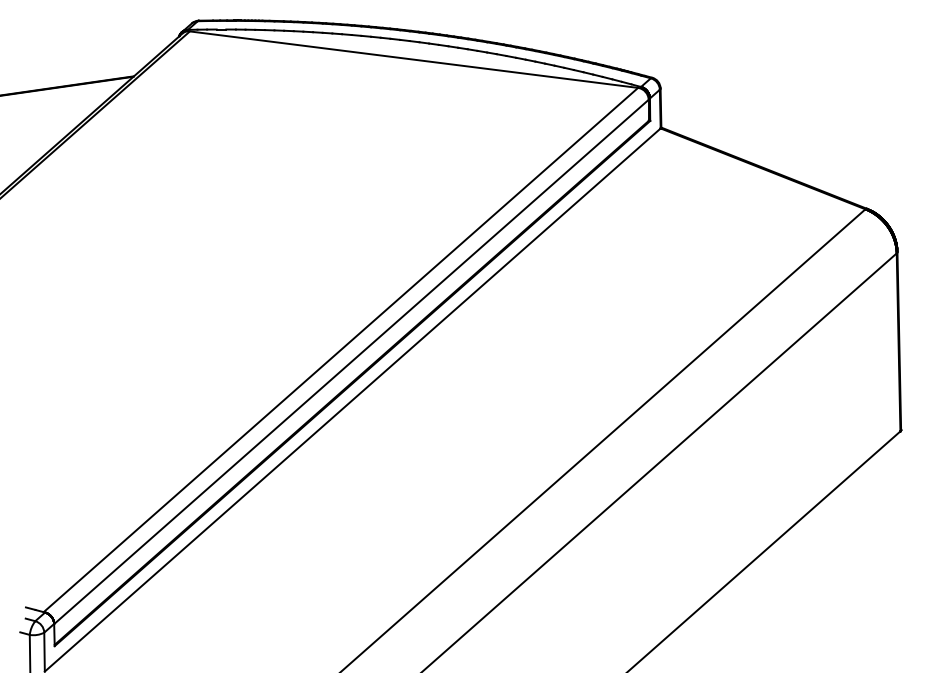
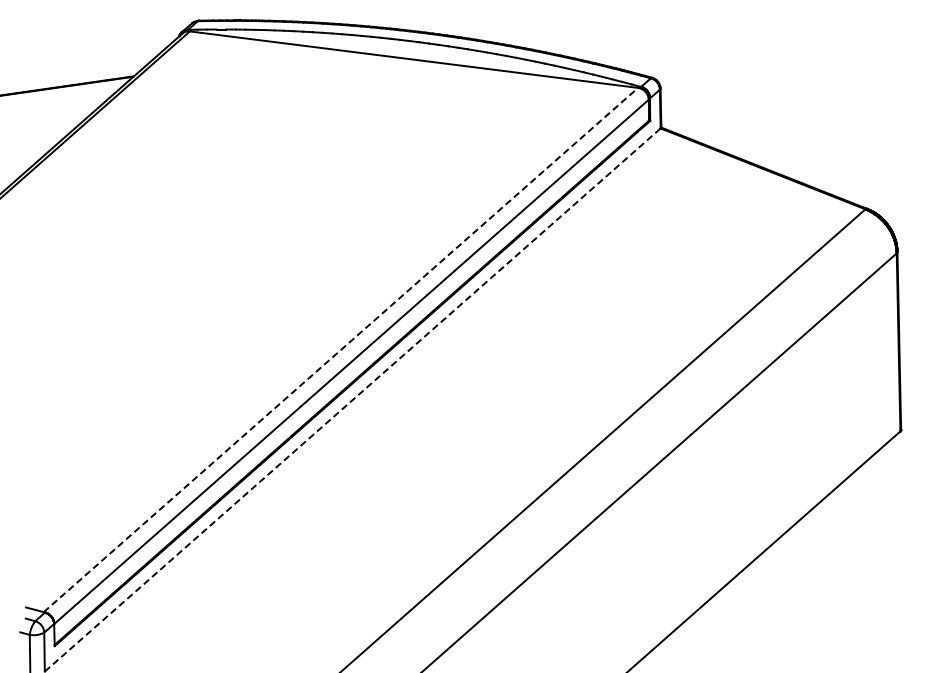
line: solid -> dashed (341, 349)
line: solid -> dashed (352, 400)
